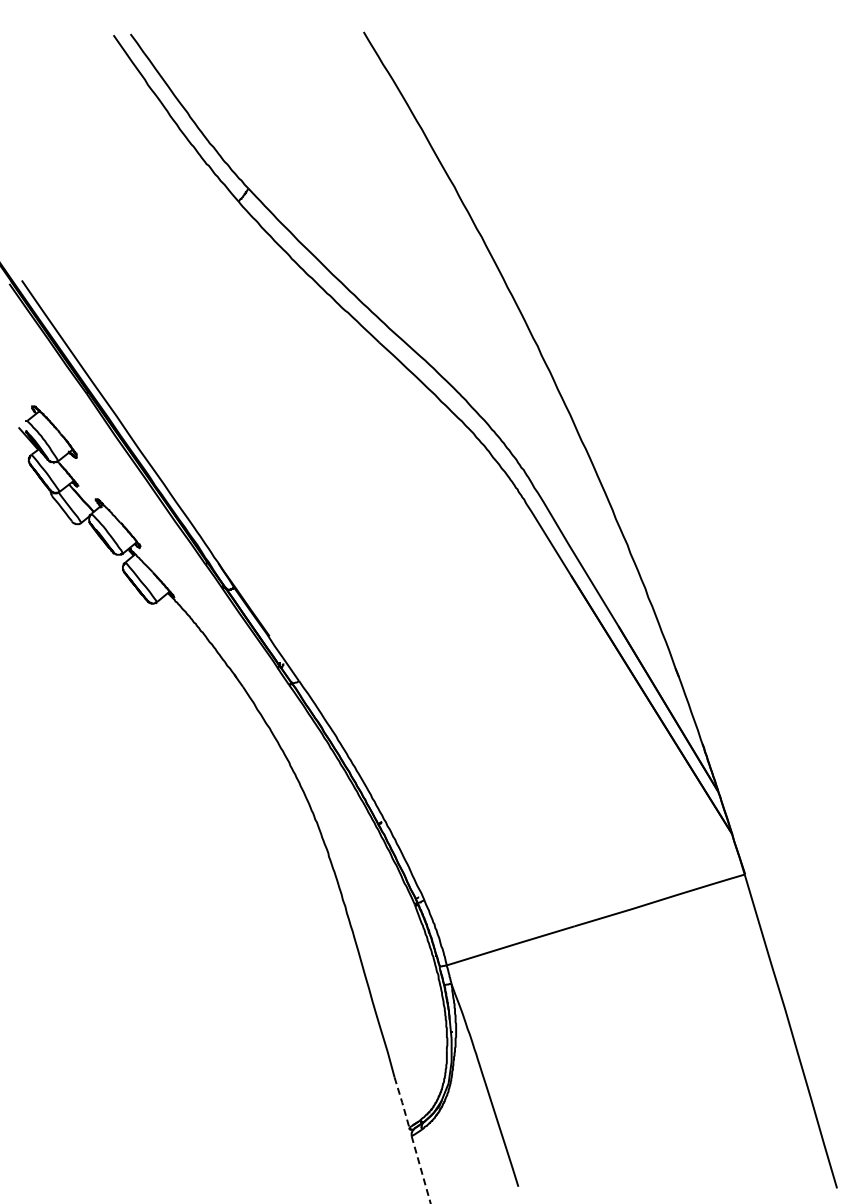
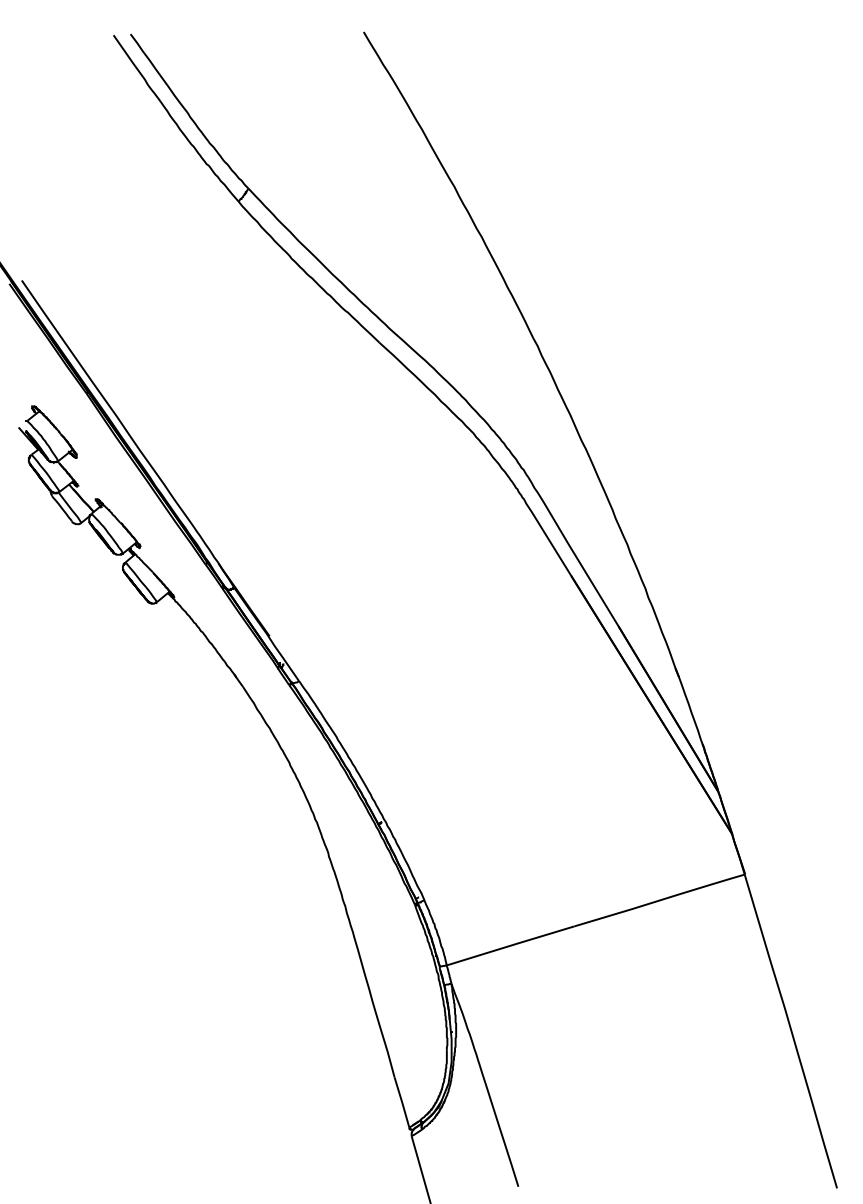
line: dashed -> solid (402, 1102)
line: dashed -> solid (421, 1170)
